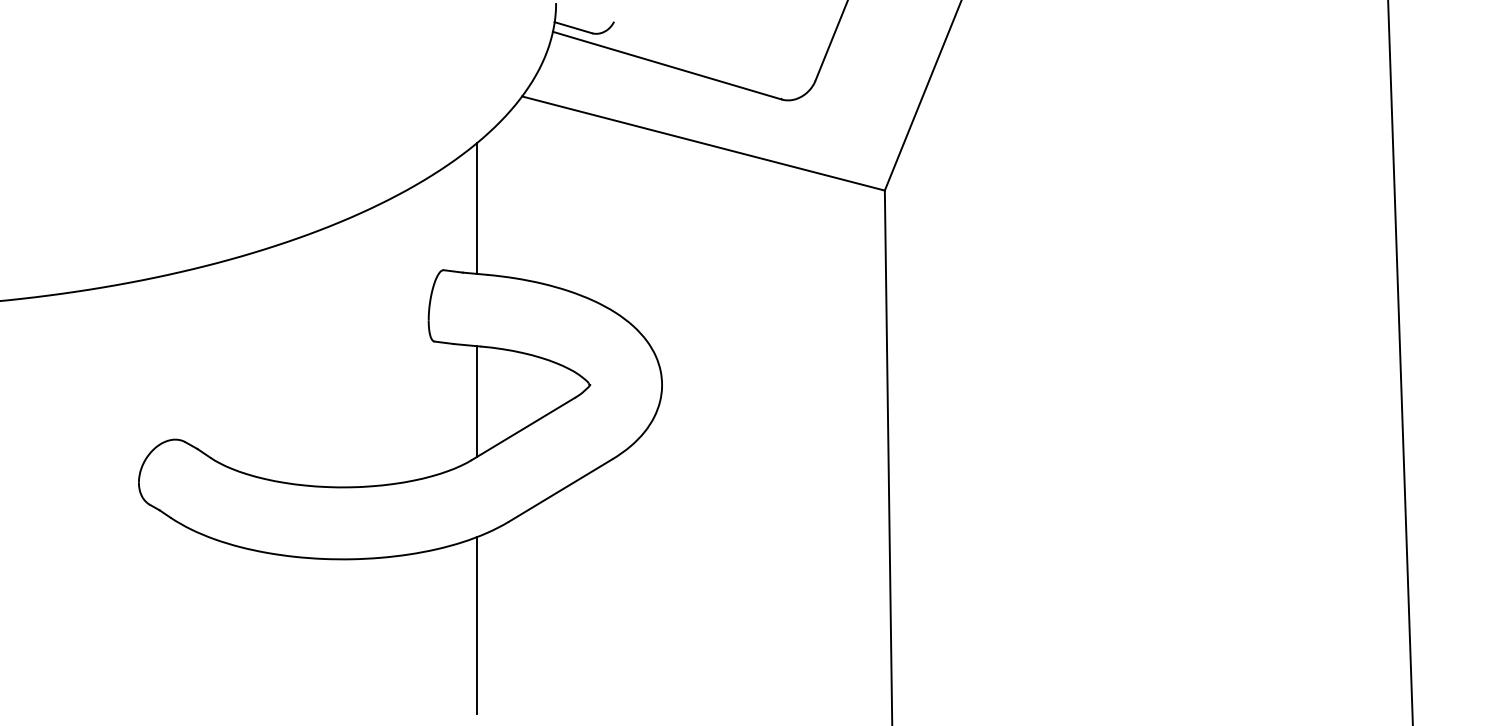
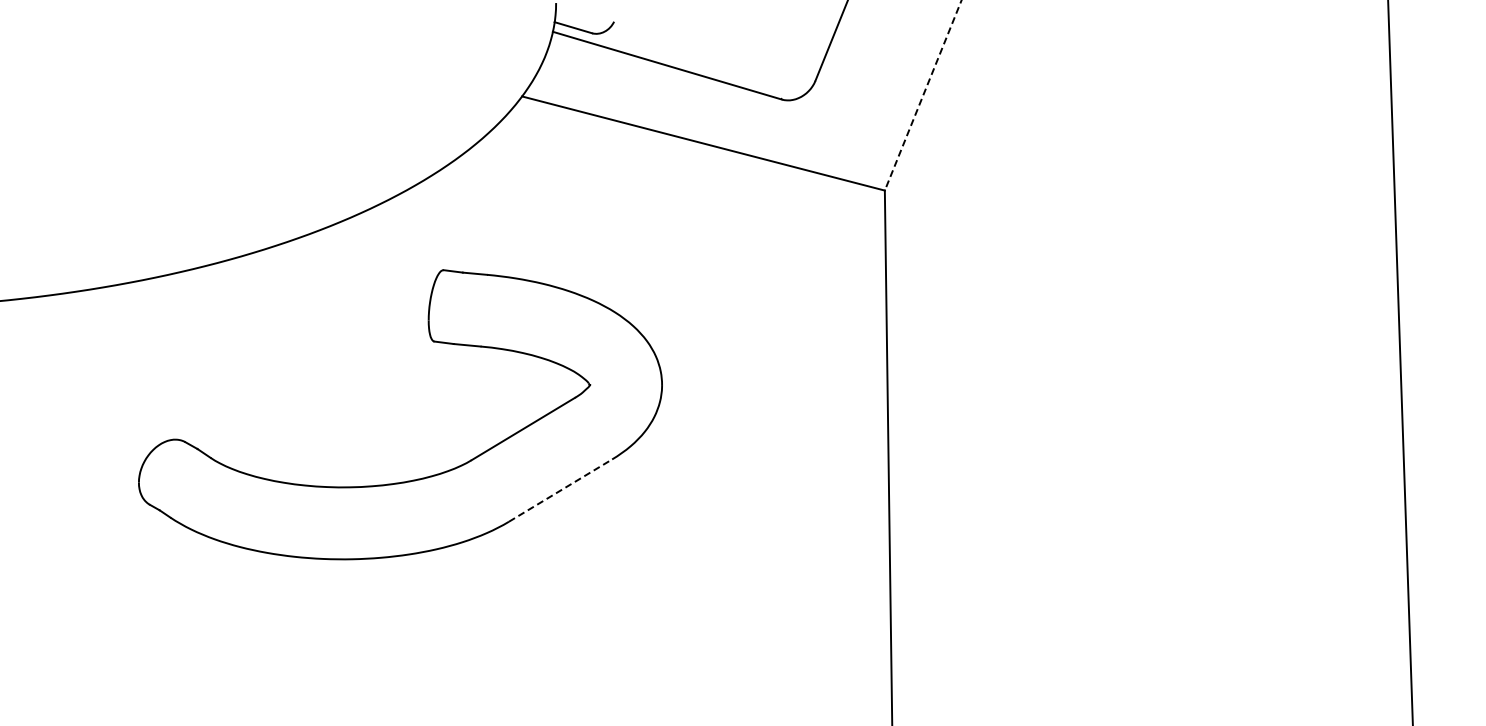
line: solid -> dashed (923, 96)
line: present -> none (476, 208)
line: present -> none (476, 401)
line: solid -> dashed (561, 490)
line: present -> none (476, 625)
